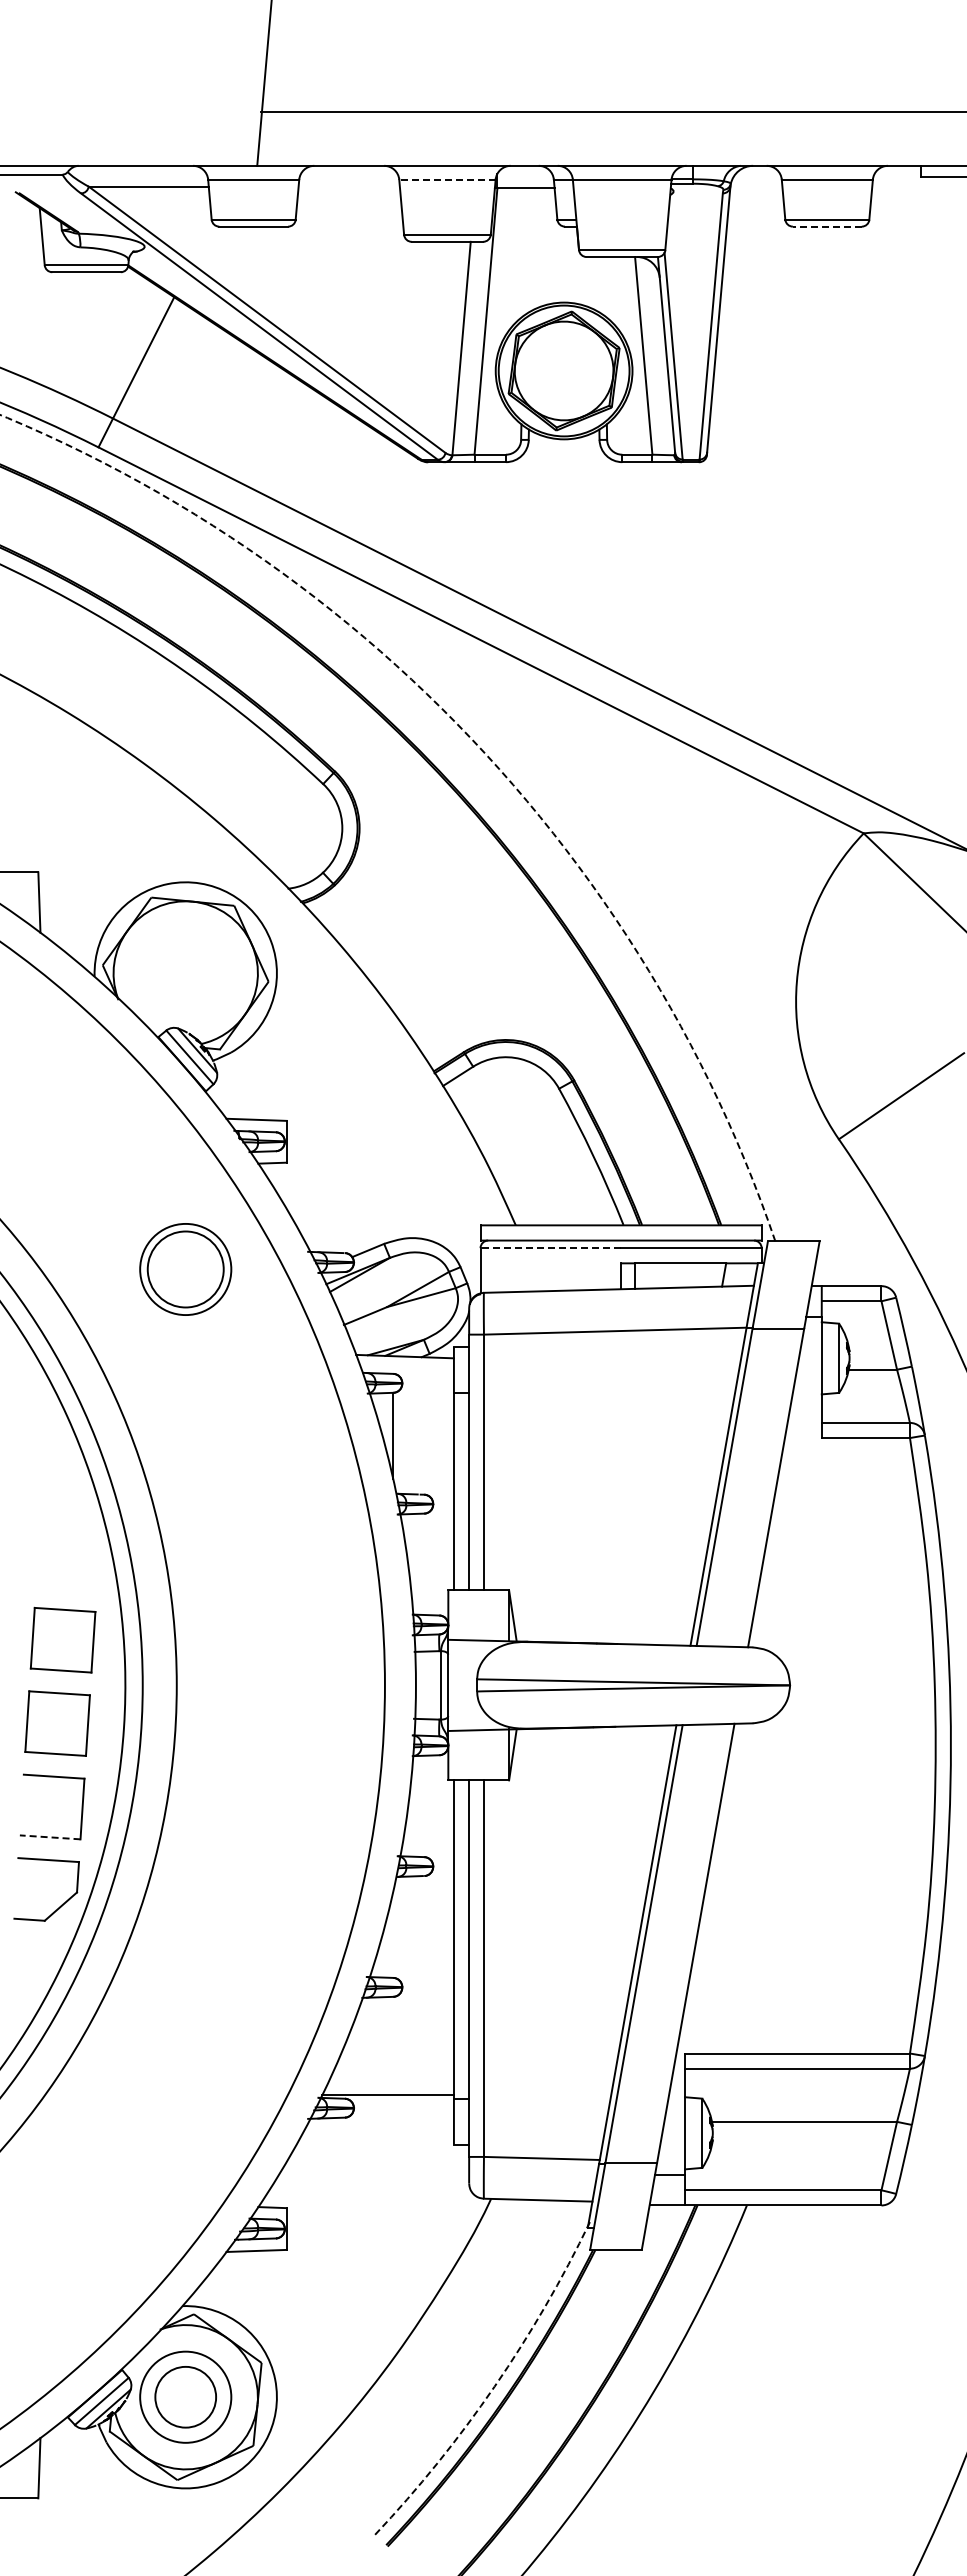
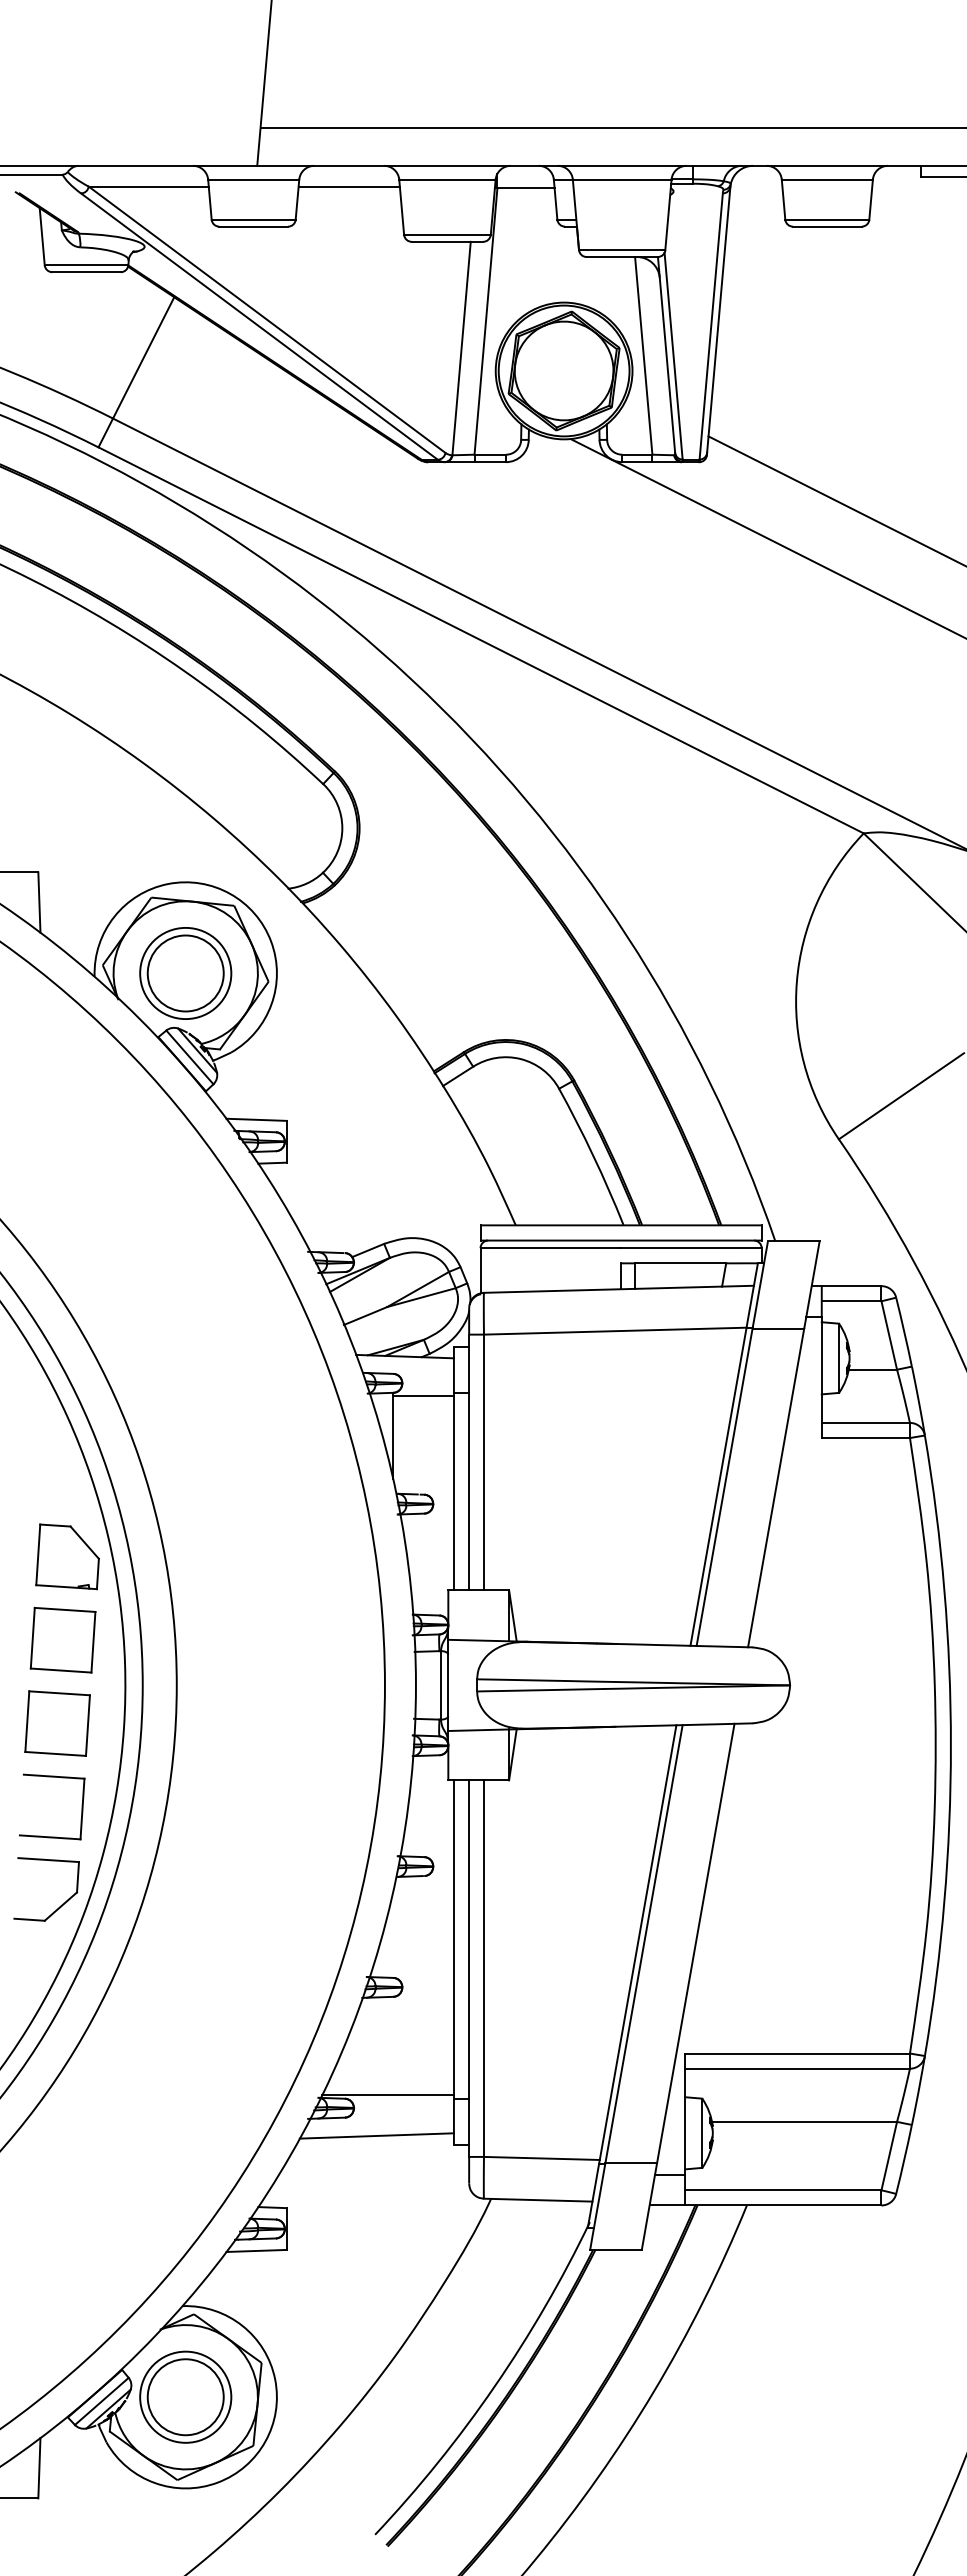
line position: (611, 112) -> (611, 128) (611, 128)
line: dashed -> solid (446, 179)
line: none -> present (348, 186)
line: dashed -> solid (826, 226)
line: none -> present (835, 500)
line: none -> present (766, 538)
arc: dashed -> solid (477, 745)
line: dashed -> solid (550, 1248)
part position: (185, 1269) -> (185, 973) (185, 973)
line: none -> present (423, 1396)
part: none -> present (67, 1556)
line: dashed -> solid (49, 1837)
line: none -> present (376, 2135)
arc: dashed -> solid (494, 2386)
circle diameter: 61 px -> 76 px (185, 2397)
